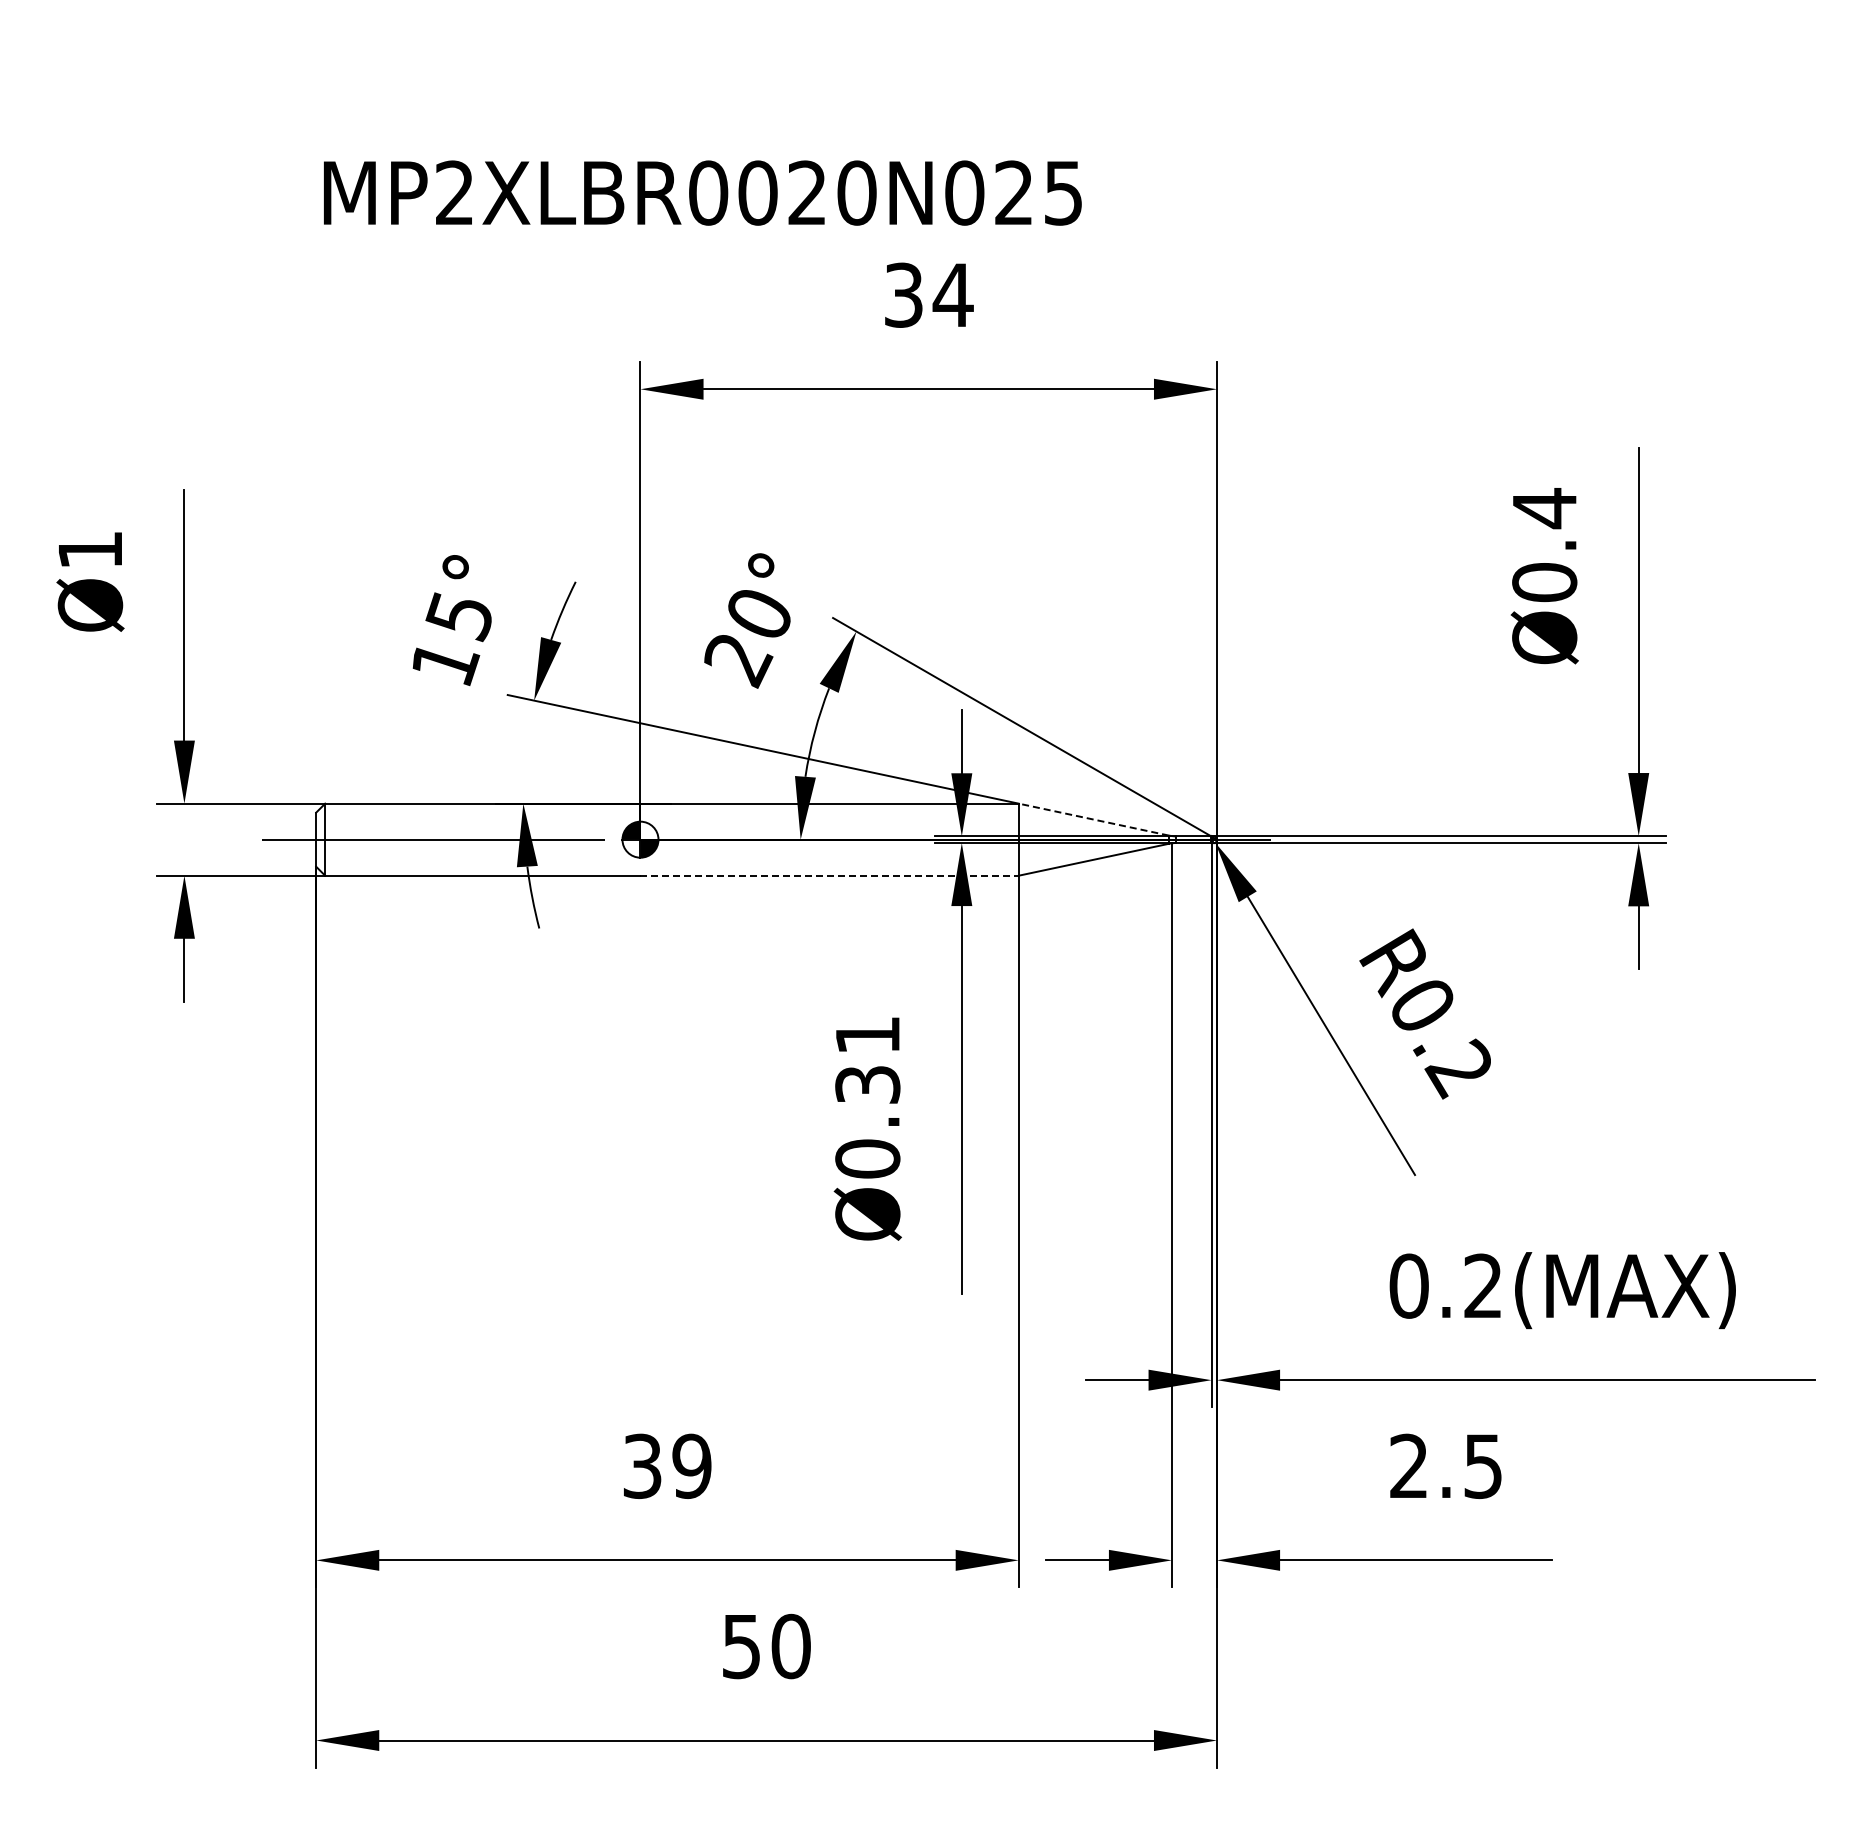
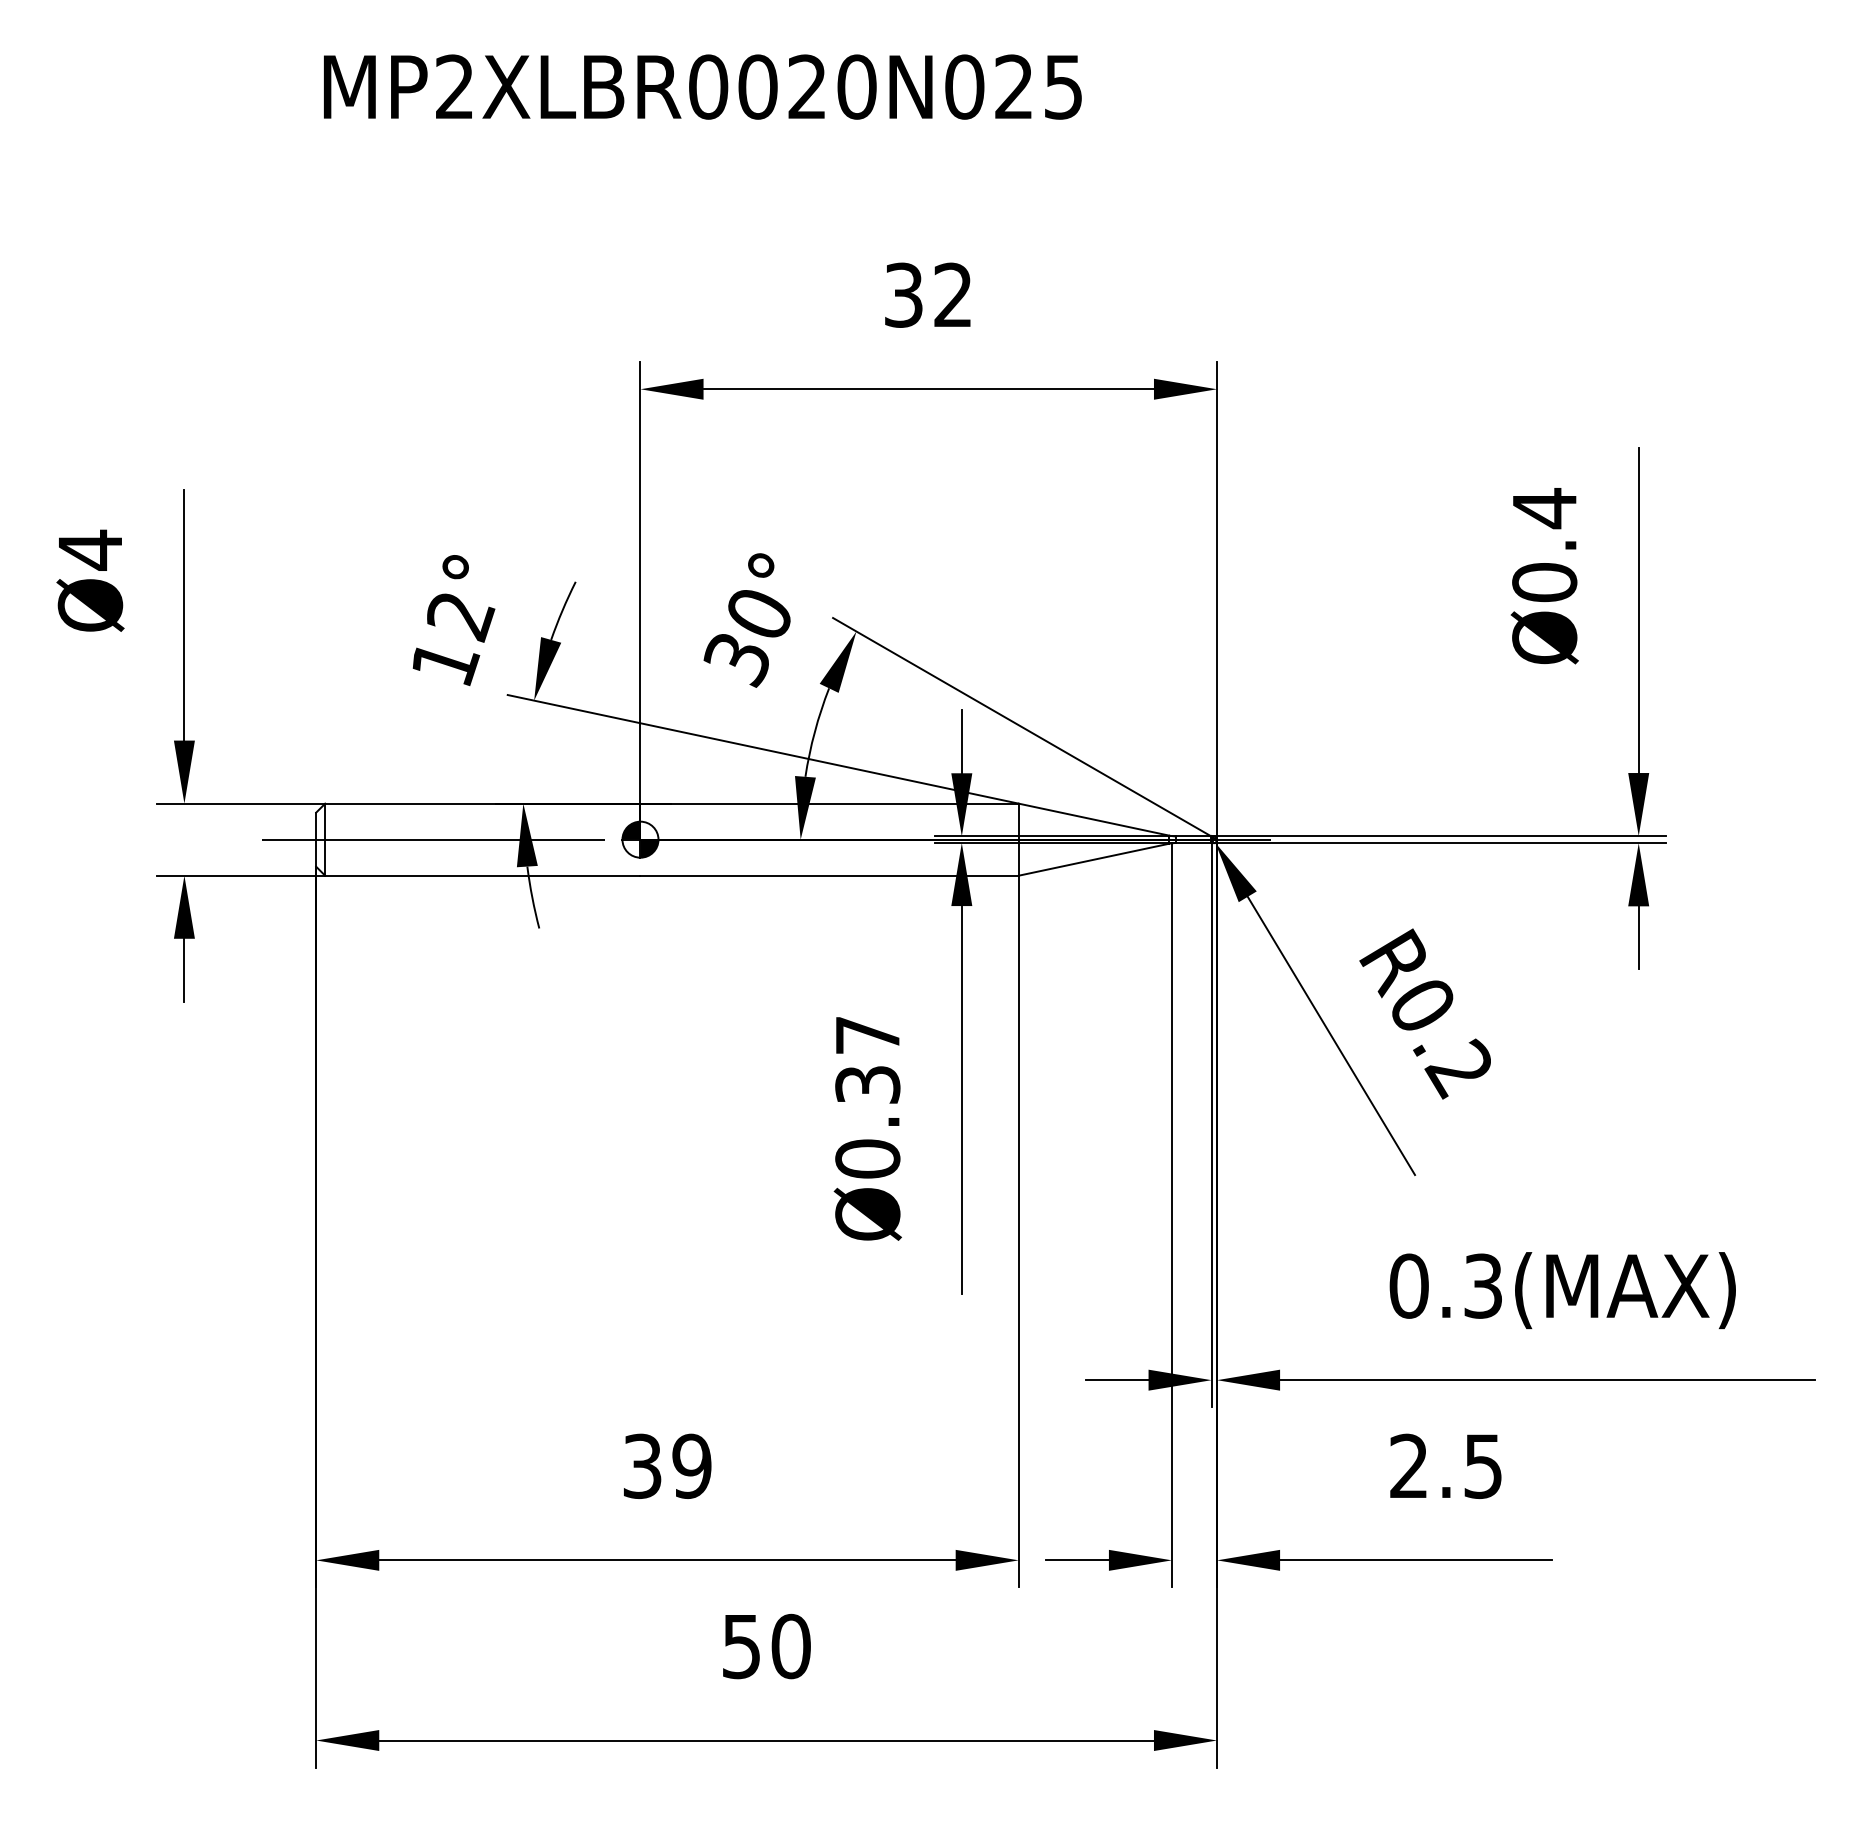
text position: (702, 192) -> (702, 86) (702, 86)
text: 34 -> 32 (952, 294)
text: Ø1 -> Ø4 (90, 549)
text: 15° -> 12° (460, 617)
text: 20° -> 30° (738, 661)
line: dashed -> solid (1093, 819)
line: dashed -> solid (830, 875)
text: Ø0.31 -> Ø0.37 (867, 1035)
text: 0.2(MAX) -> 0.3(MAX) (1482, 1285)
